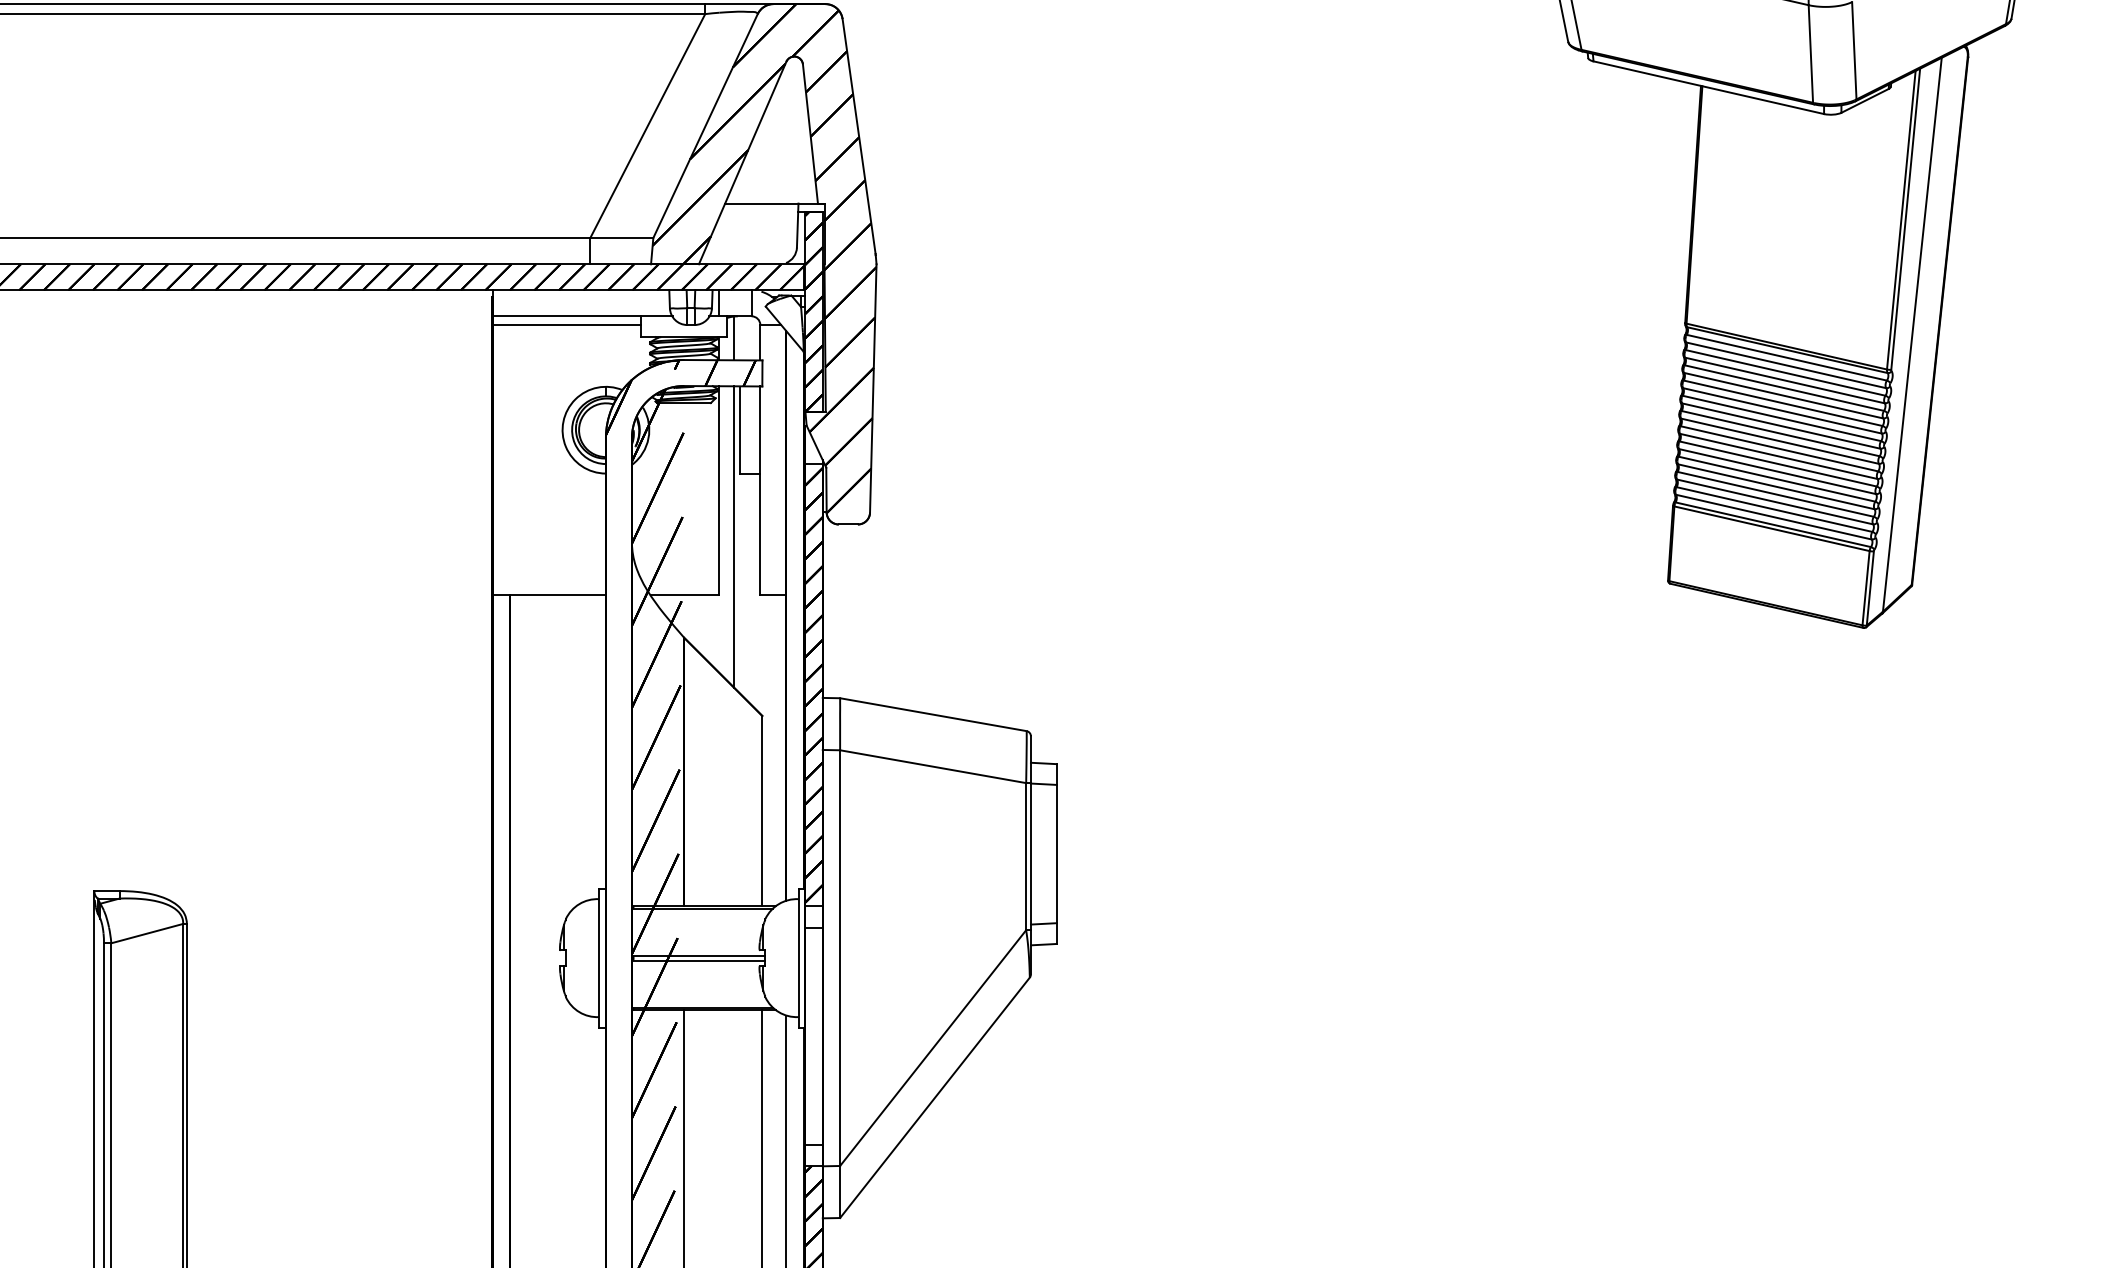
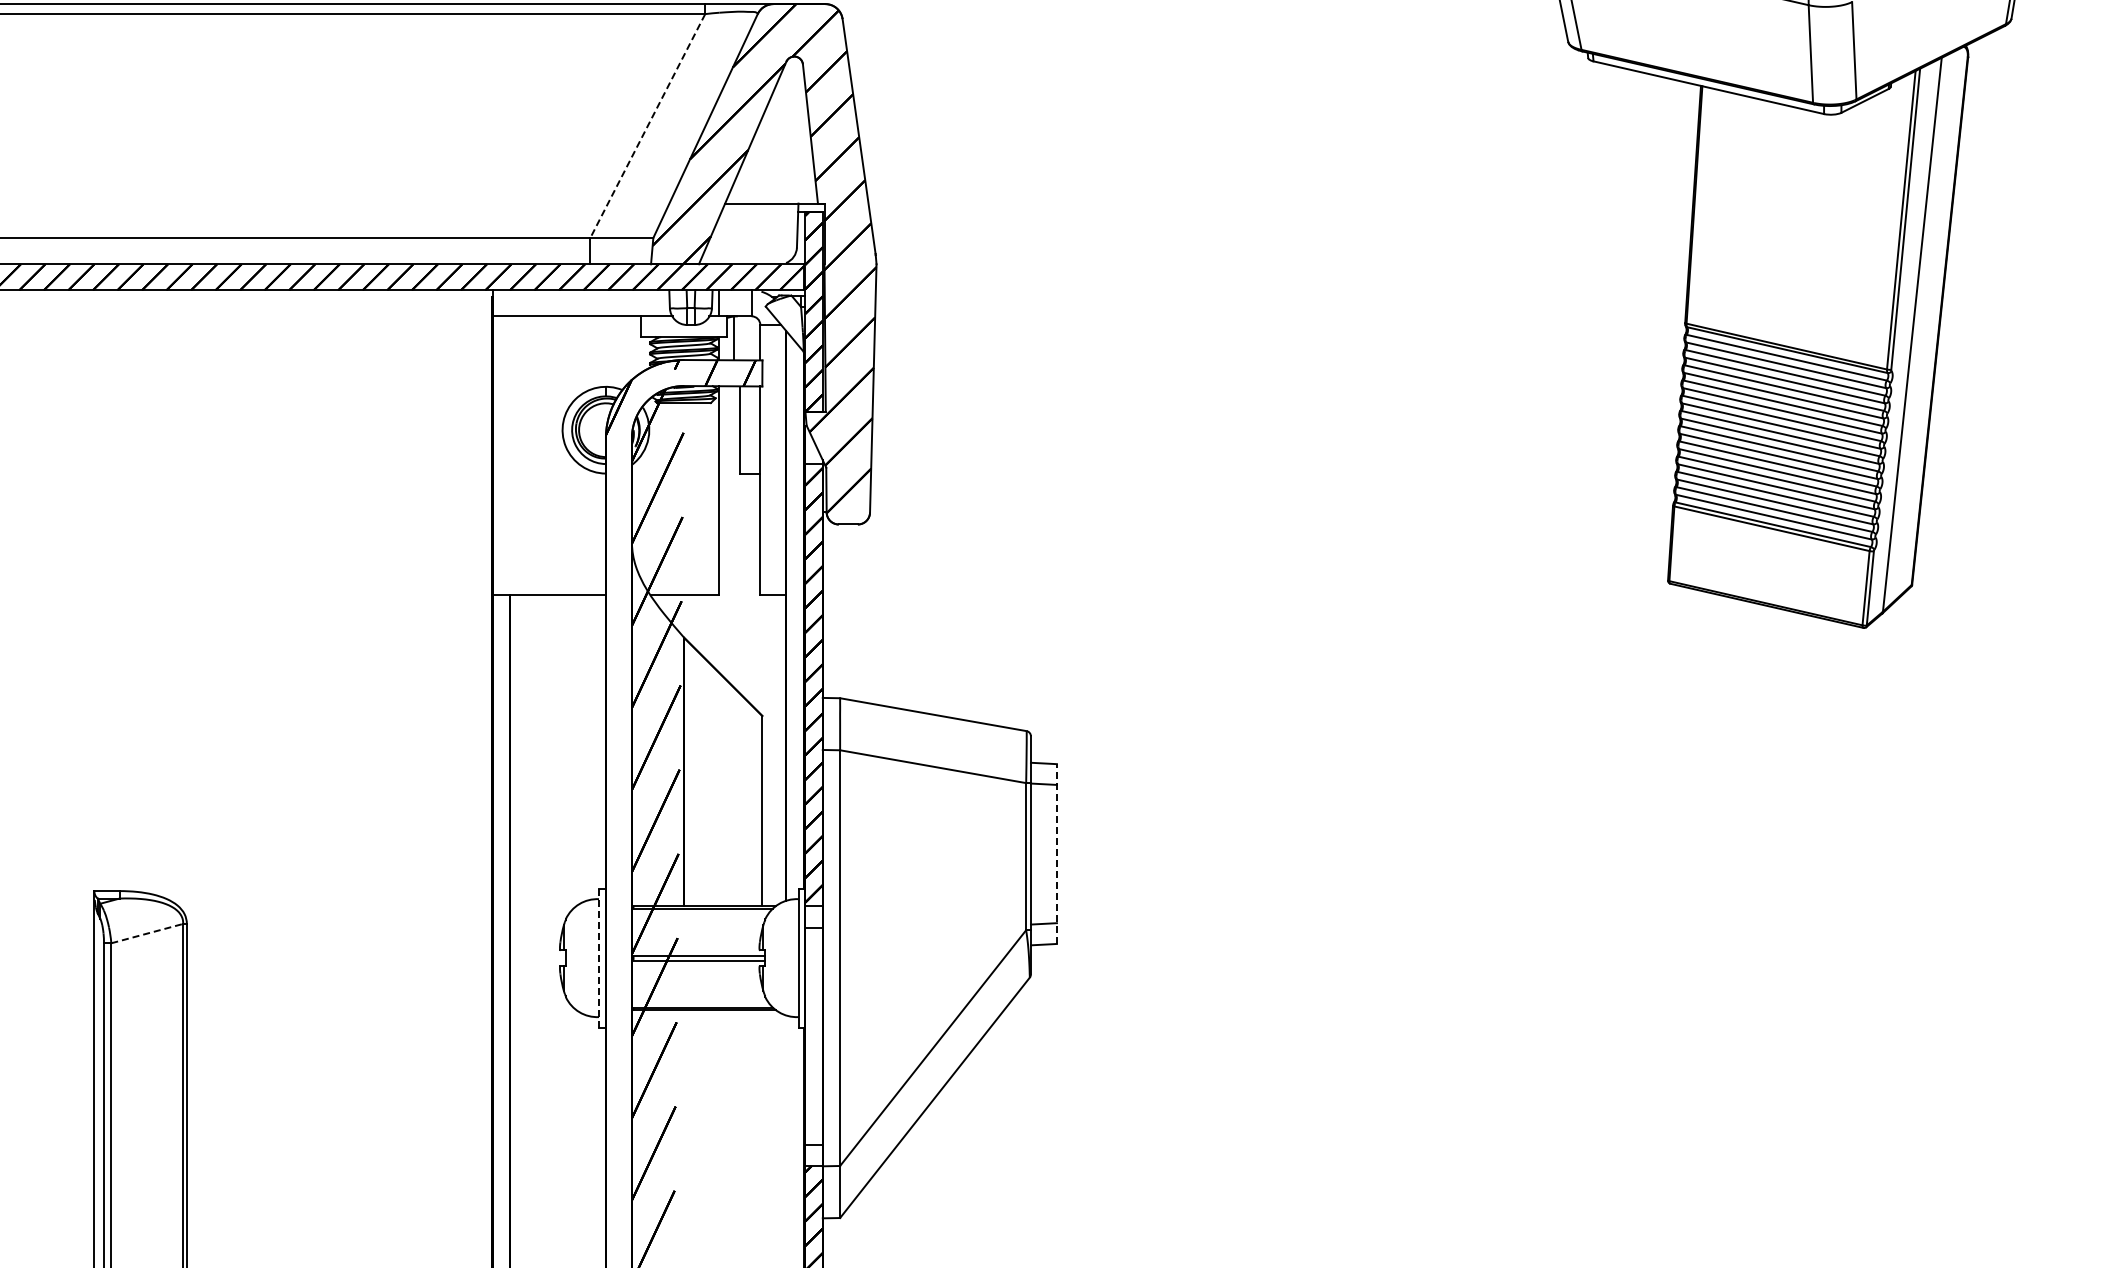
line: solid -> dashed (647, 126)
line: present -> none (566, 325)
line: present -> none (734, 536)
line: solid -> dashed (1056, 854)
line: solid -> dashed (147, 933)
line: solid -> dashed (599, 957)
line: present -> none (684, 1137)
line: present -> none (762, 1137)
line: present -> none (786, 1139)
